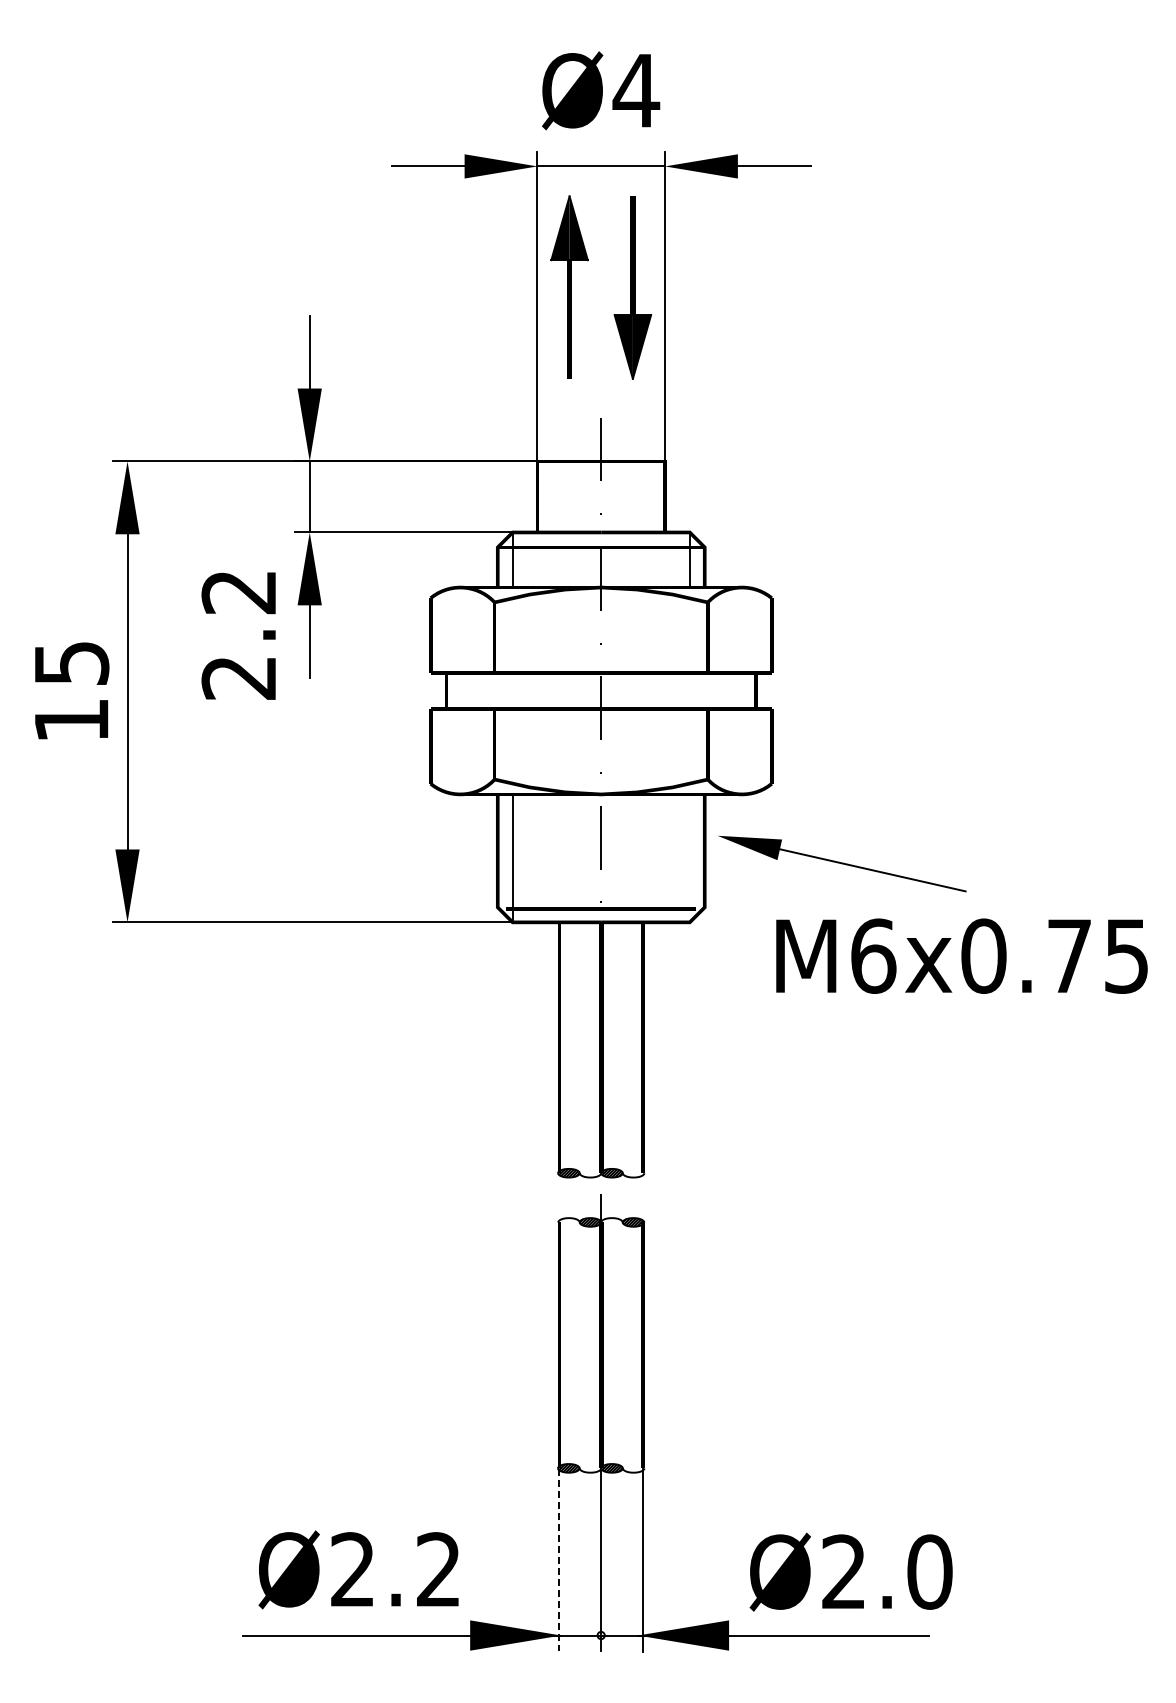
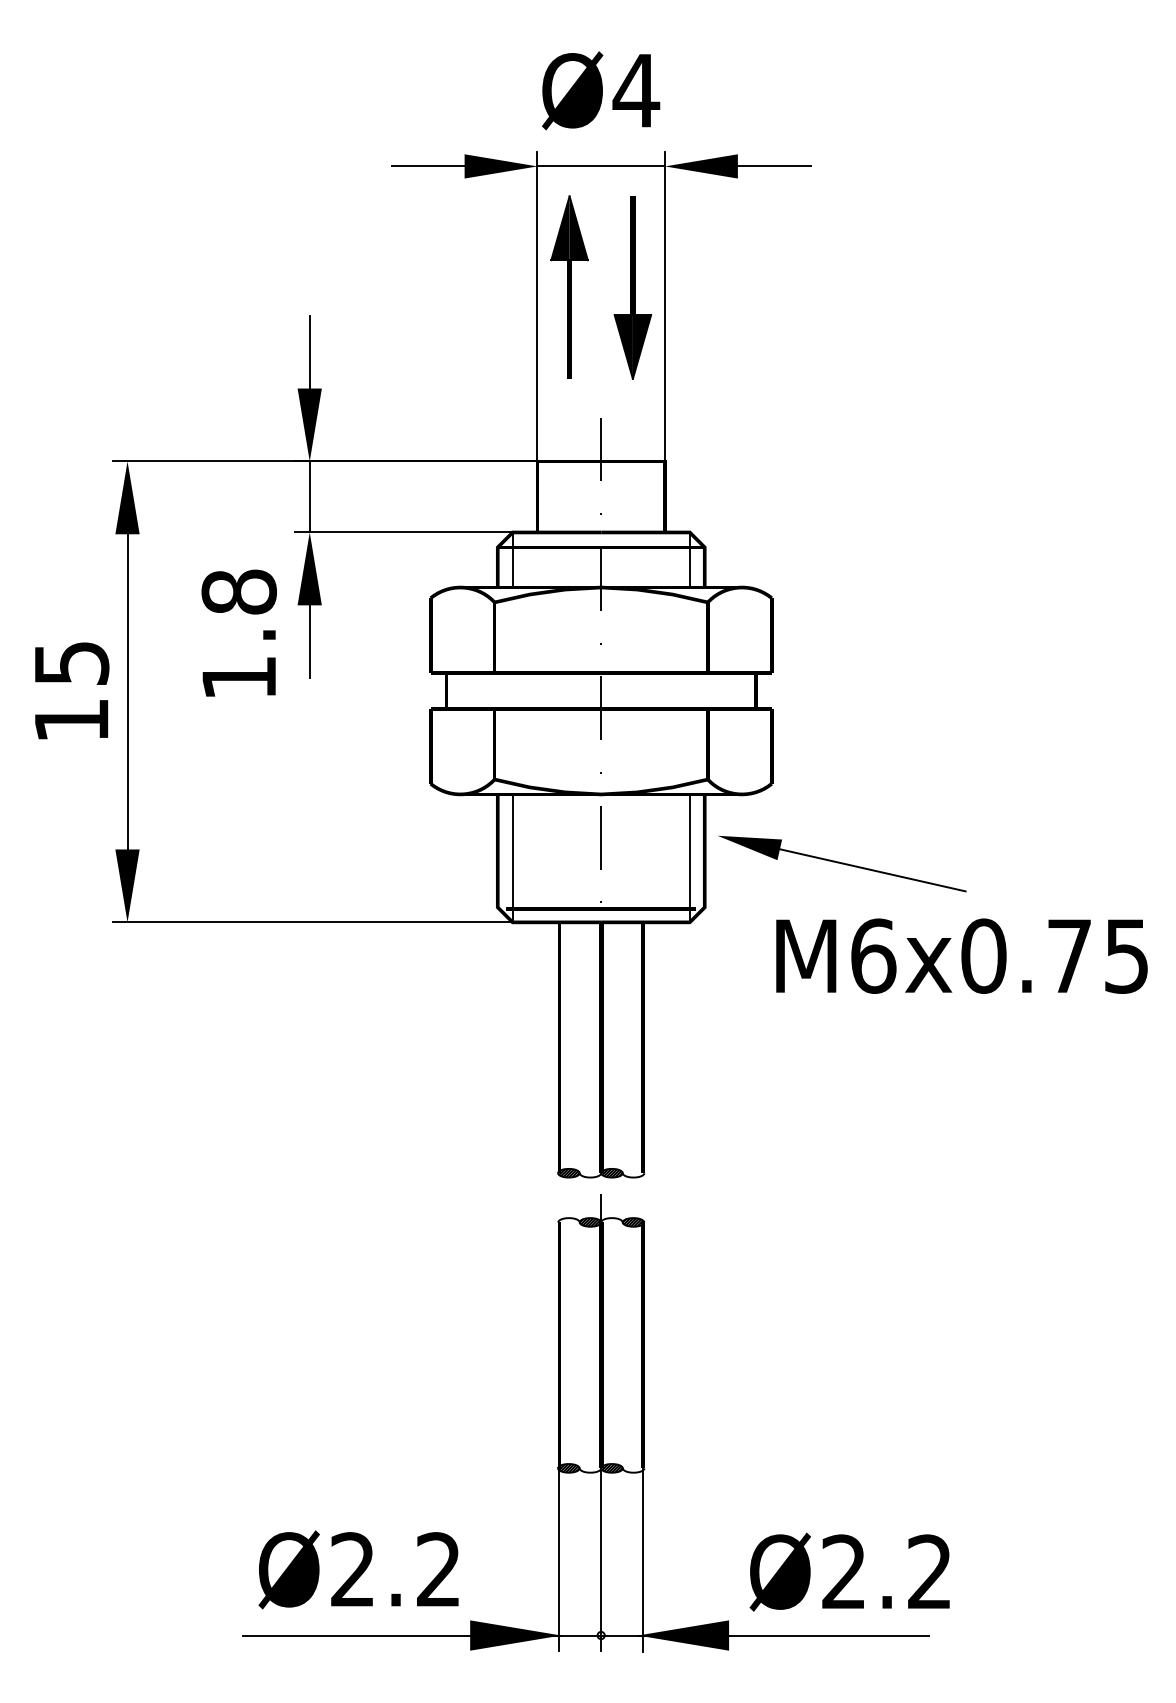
text: 2.2 -> 1.8 (238, 634)
line: none -> present (689, 858)
line: dashed -> solid (559, 1560)
text: Ø2.0 -> Ø2.2 (929, 1571)
